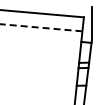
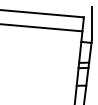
line: dashed -> solid (40, 27)
